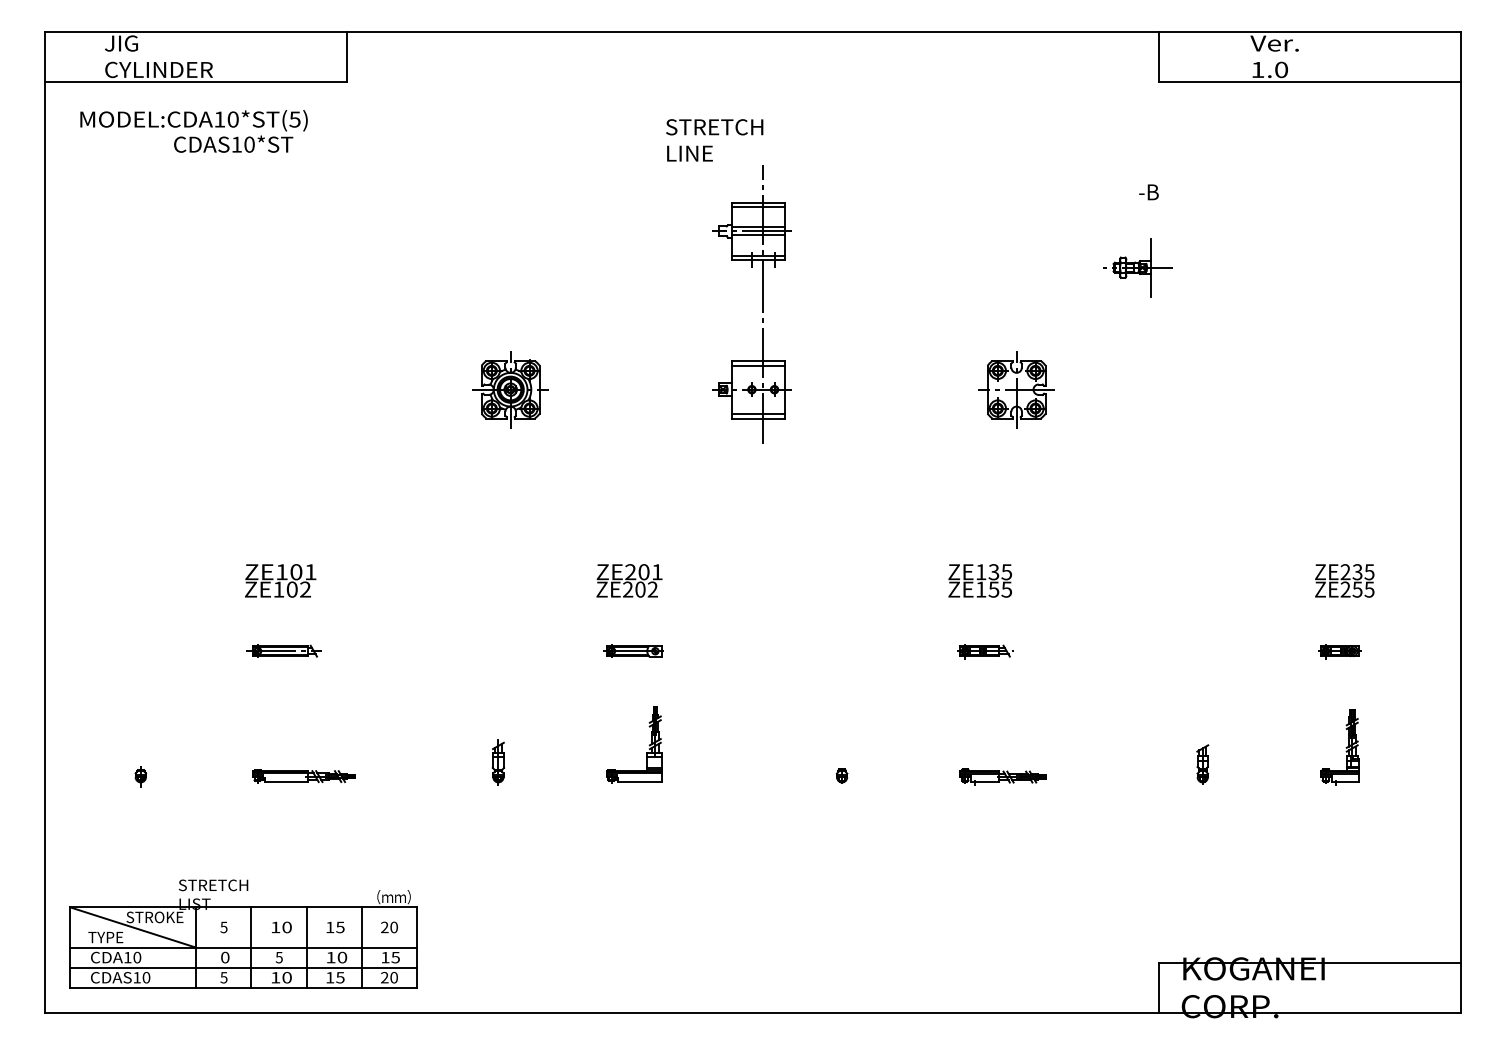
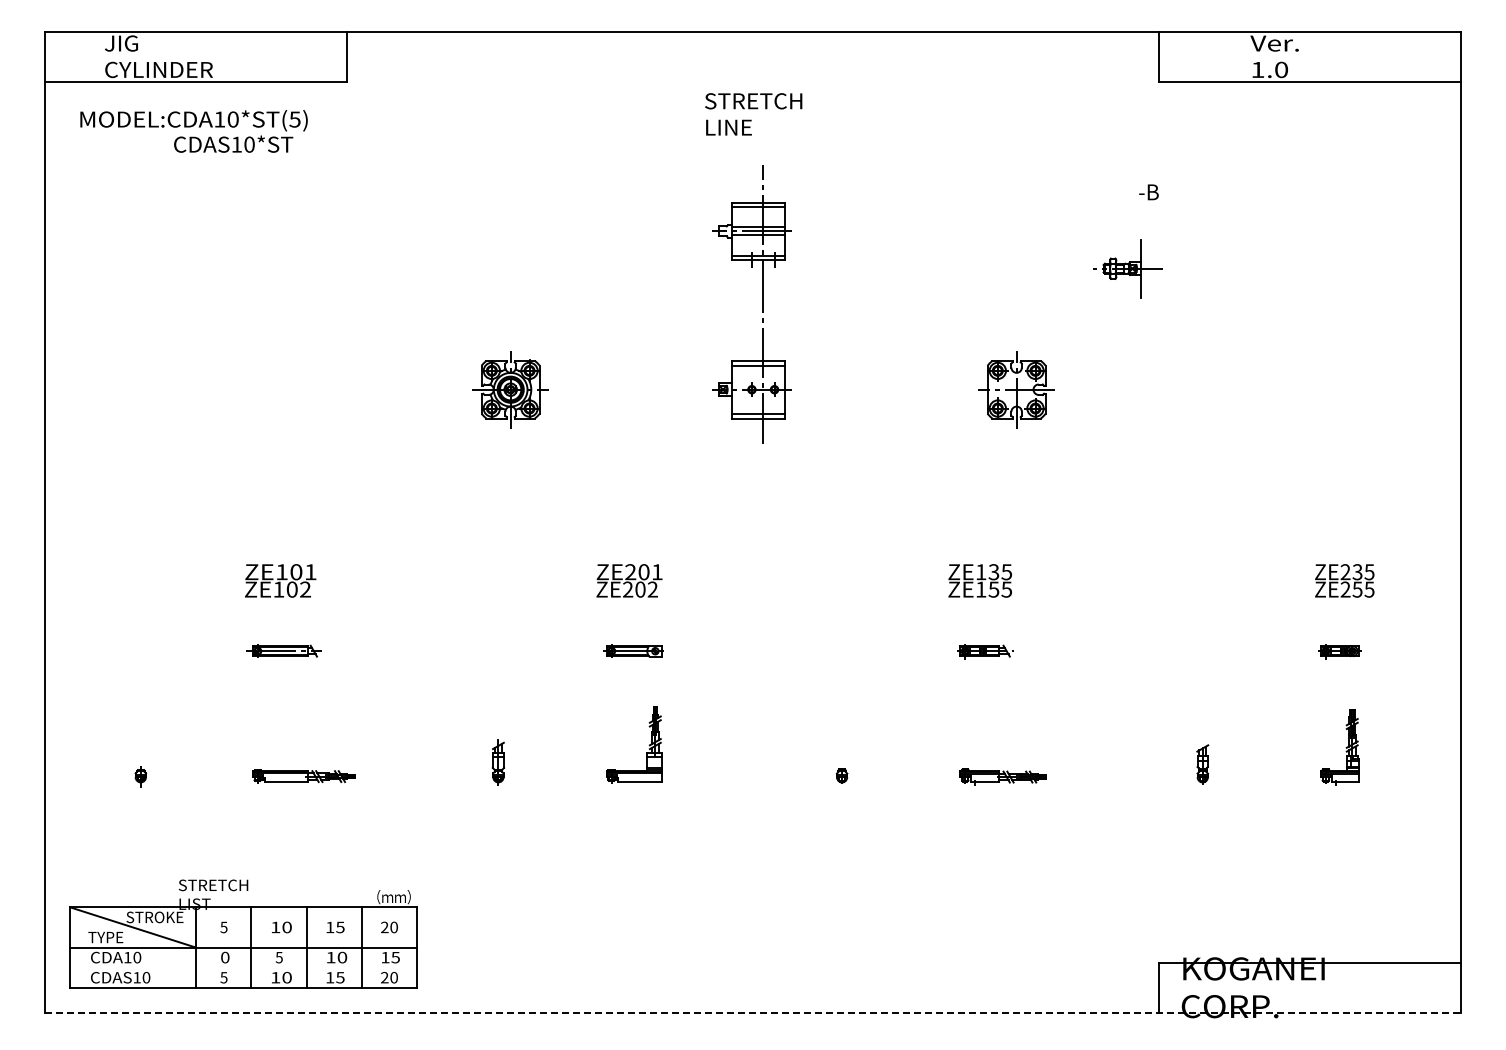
text position: (714, 140) -> (753, 114) (753, 114)
part position: (1137, 267) -> (1127, 268) (1127, 268)
line: present -> none (243, 967)
line: solid -> dashed (752, 1012)
